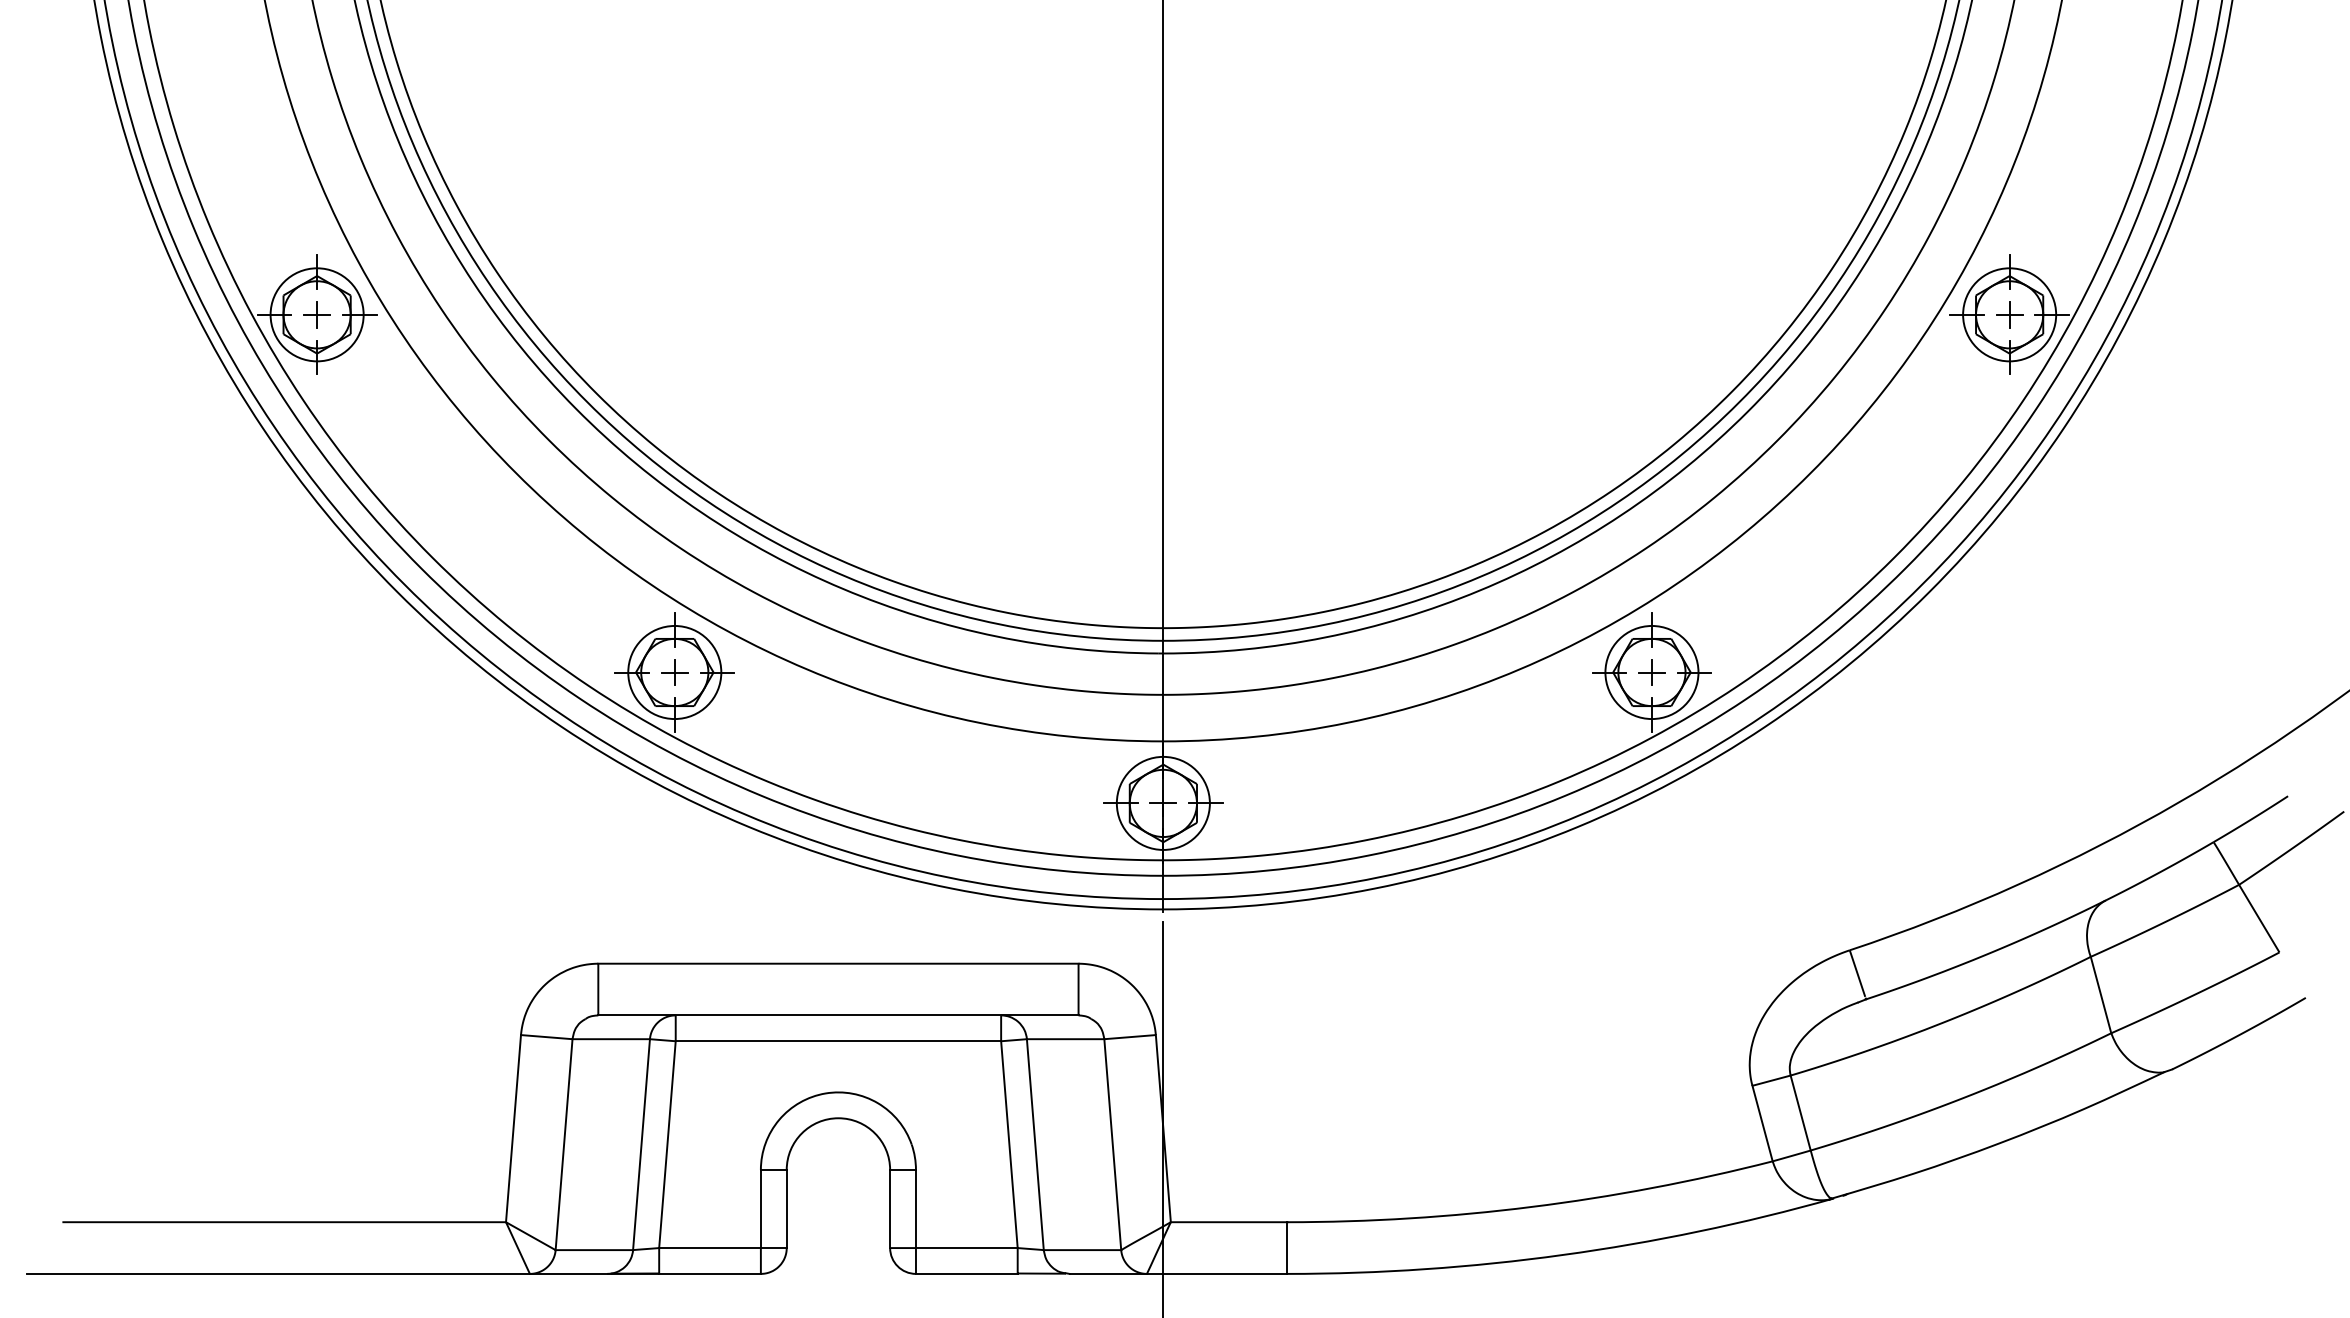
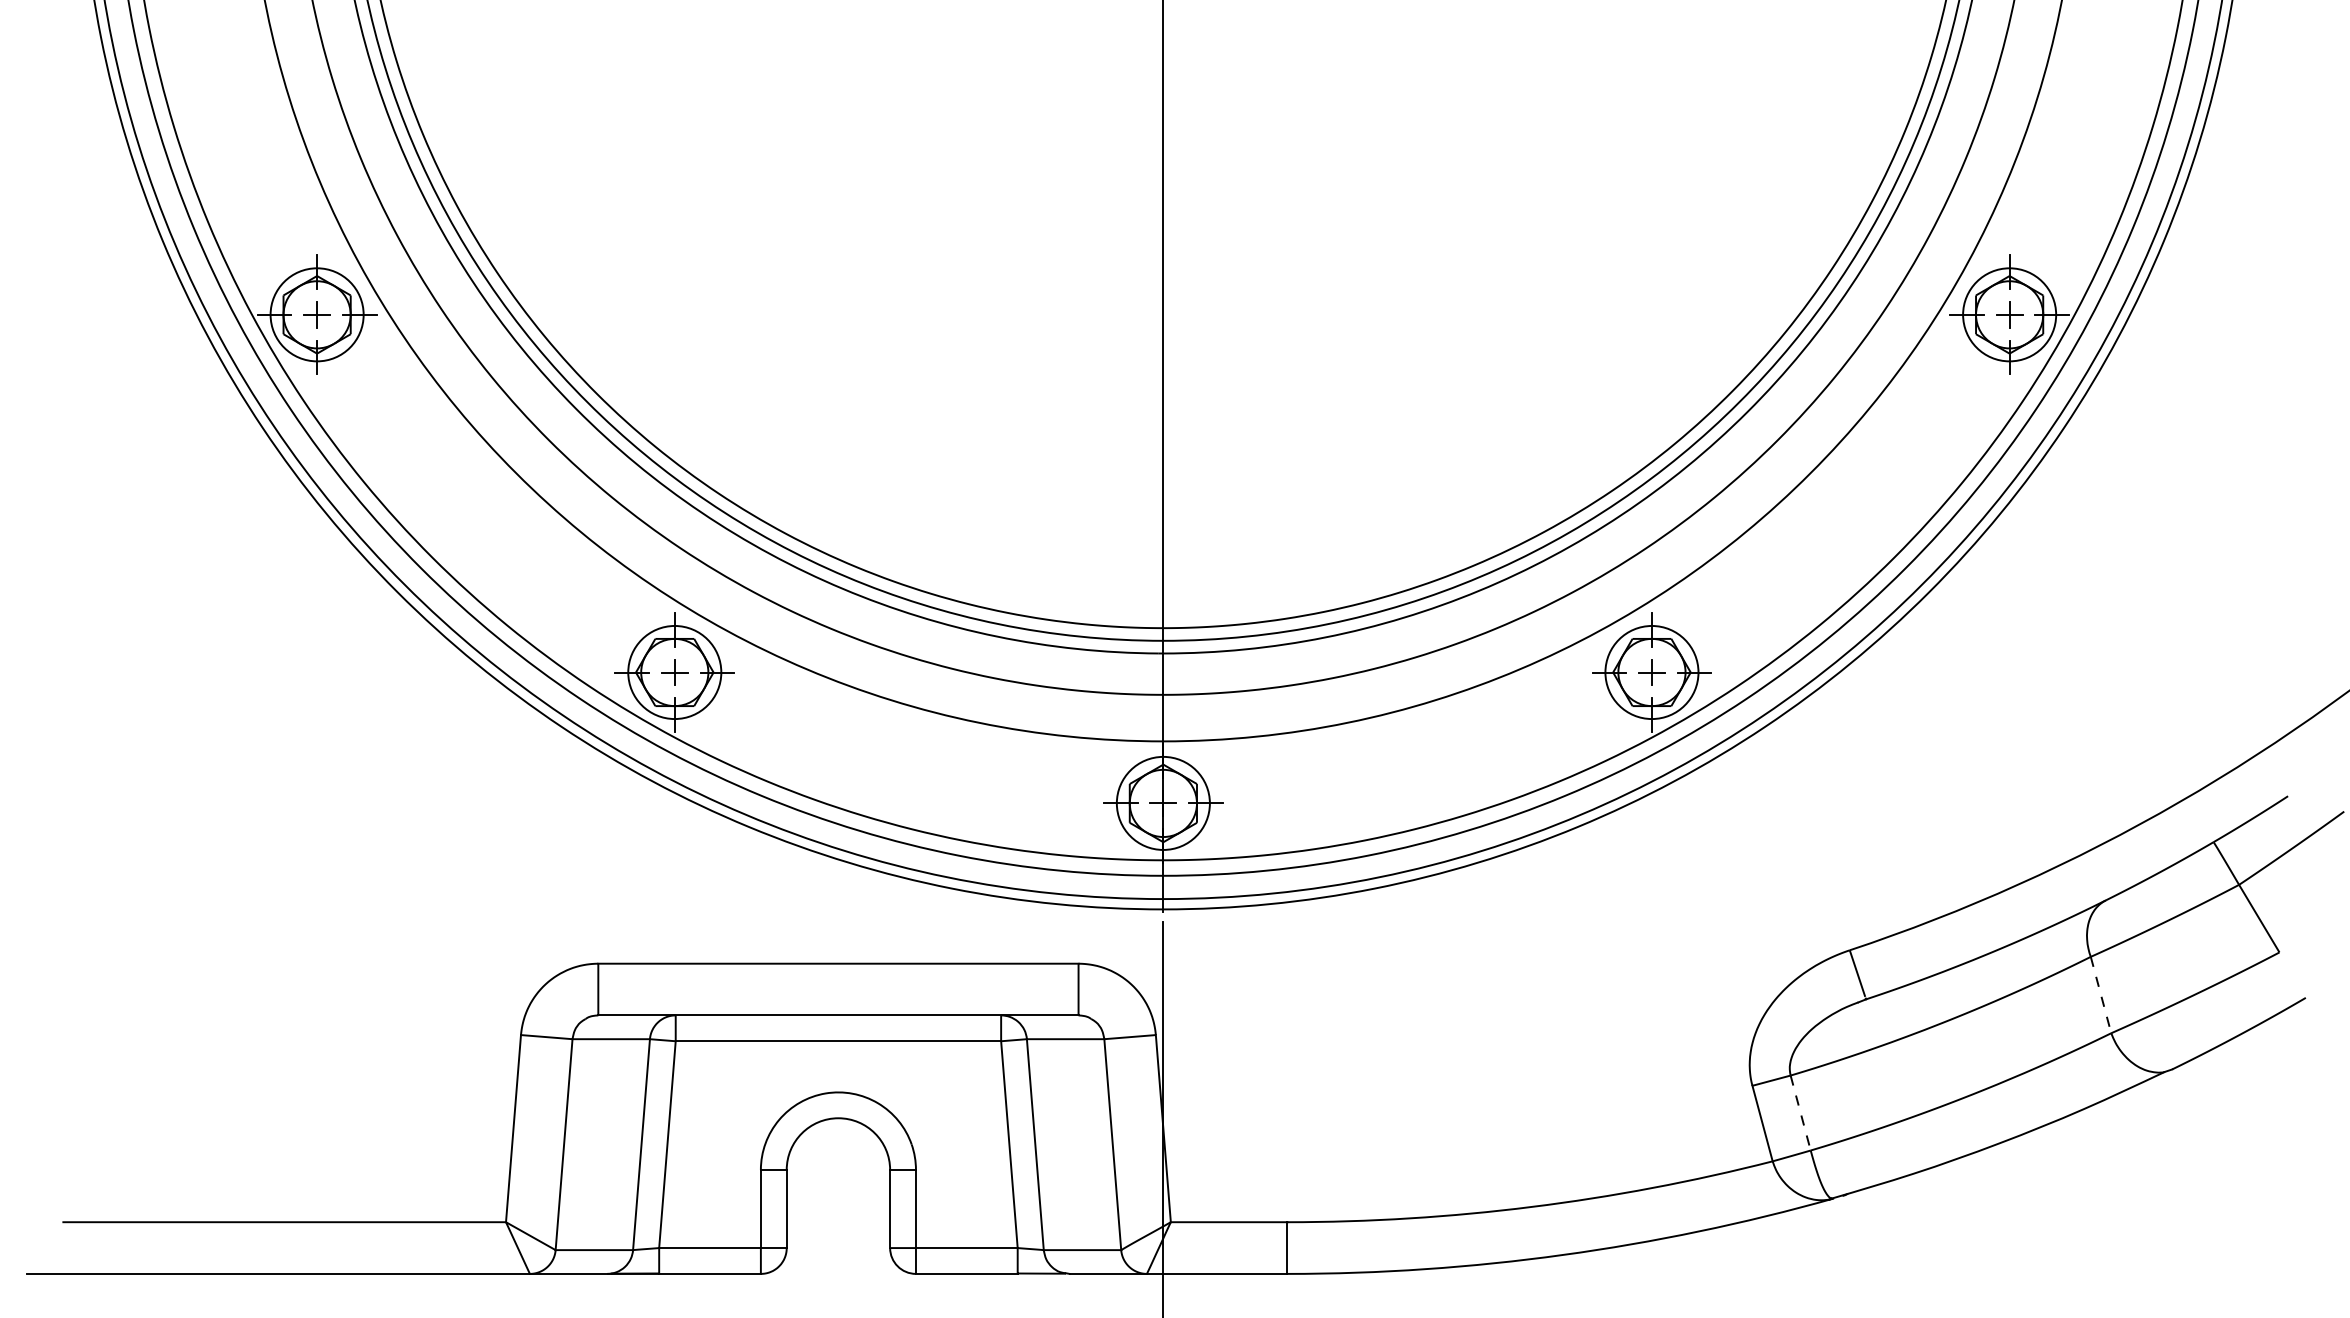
line: solid -> dashed (2101, 995)
line: solid -> dashed (1800, 1113)
